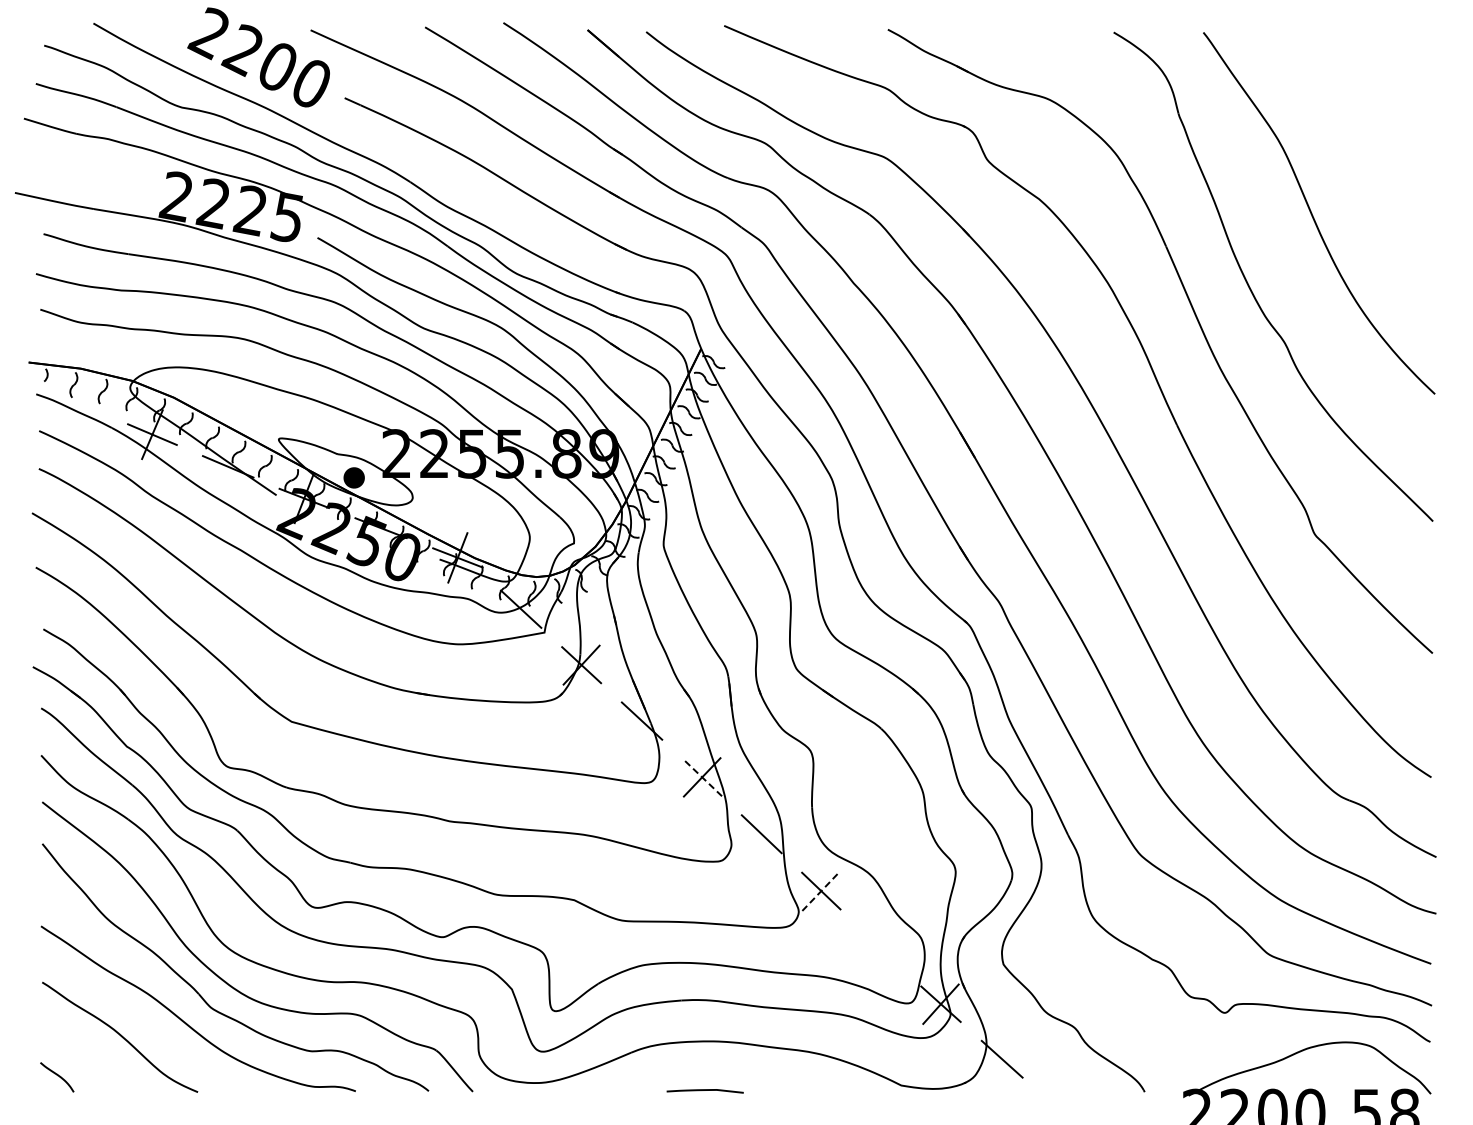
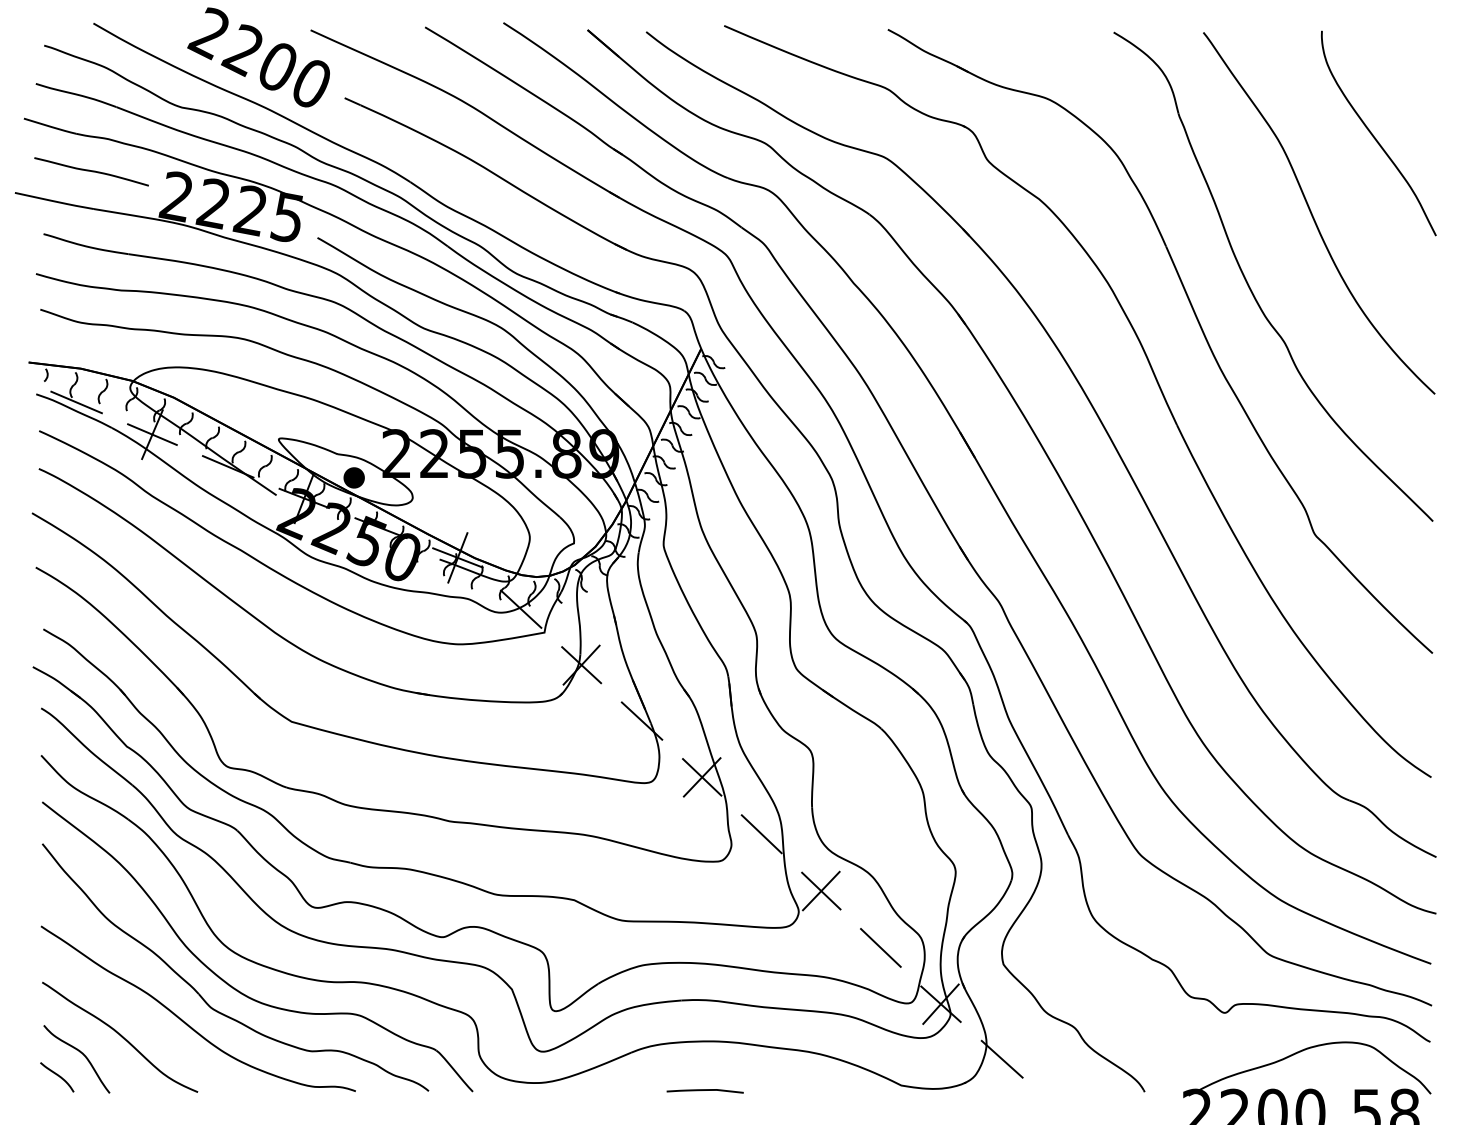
curve: none -> present (1374, 136)
curve: none -> present (91, 171)
line: none -> present (76, 402)
line: dashed -> solid (702, 777)
line: dashed -> solid (821, 891)
line: none -> present (880, 947)
curve: none -> present (80, 1053)
